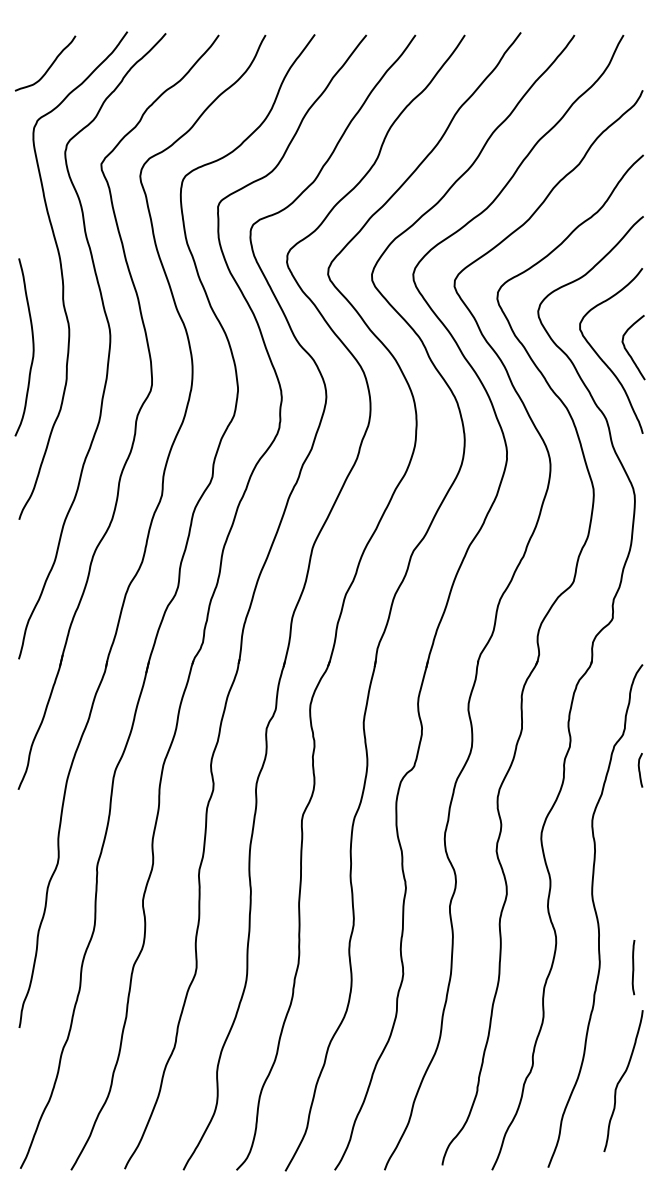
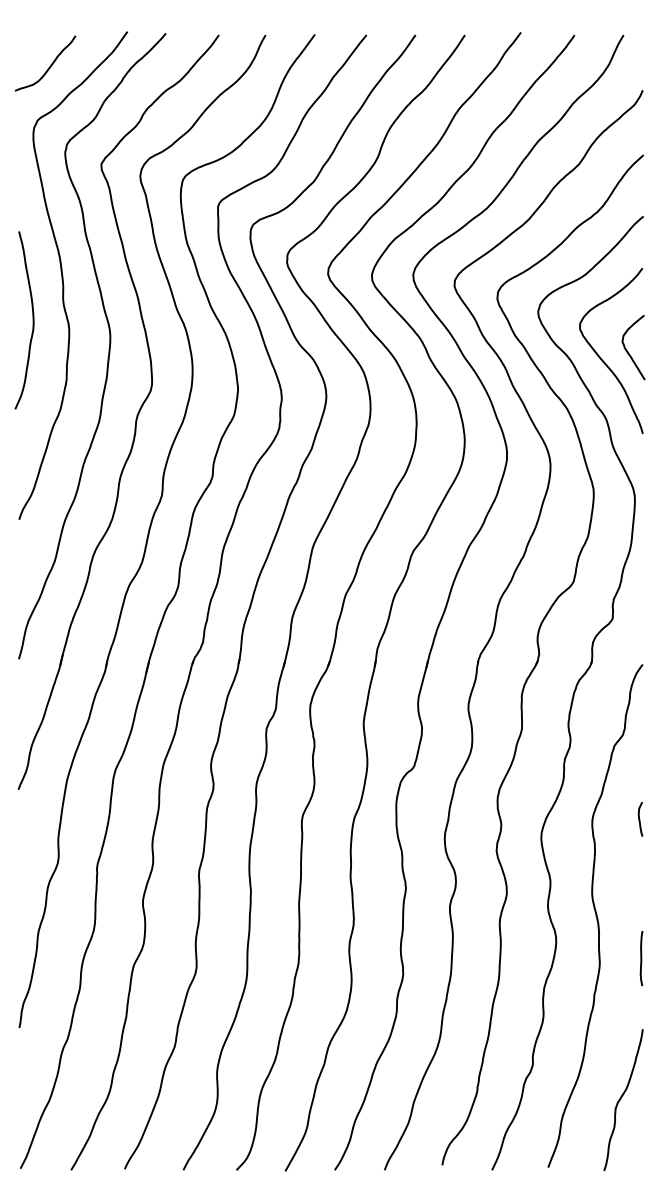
curve position: (32, 347) -> (32, 320) (32, 320)
curve position: (640, 770) -> (640, 819) (640, 819)
curve position: (633, 967) -> (641, 958) (641, 958)
curve position: (621, 1079) -> (621, 1098) (621, 1098)
